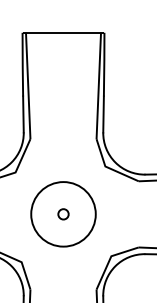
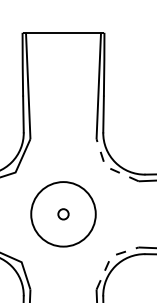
line: solid -> dashed (108, 167)
line: solid -> dashed (110, 258)
